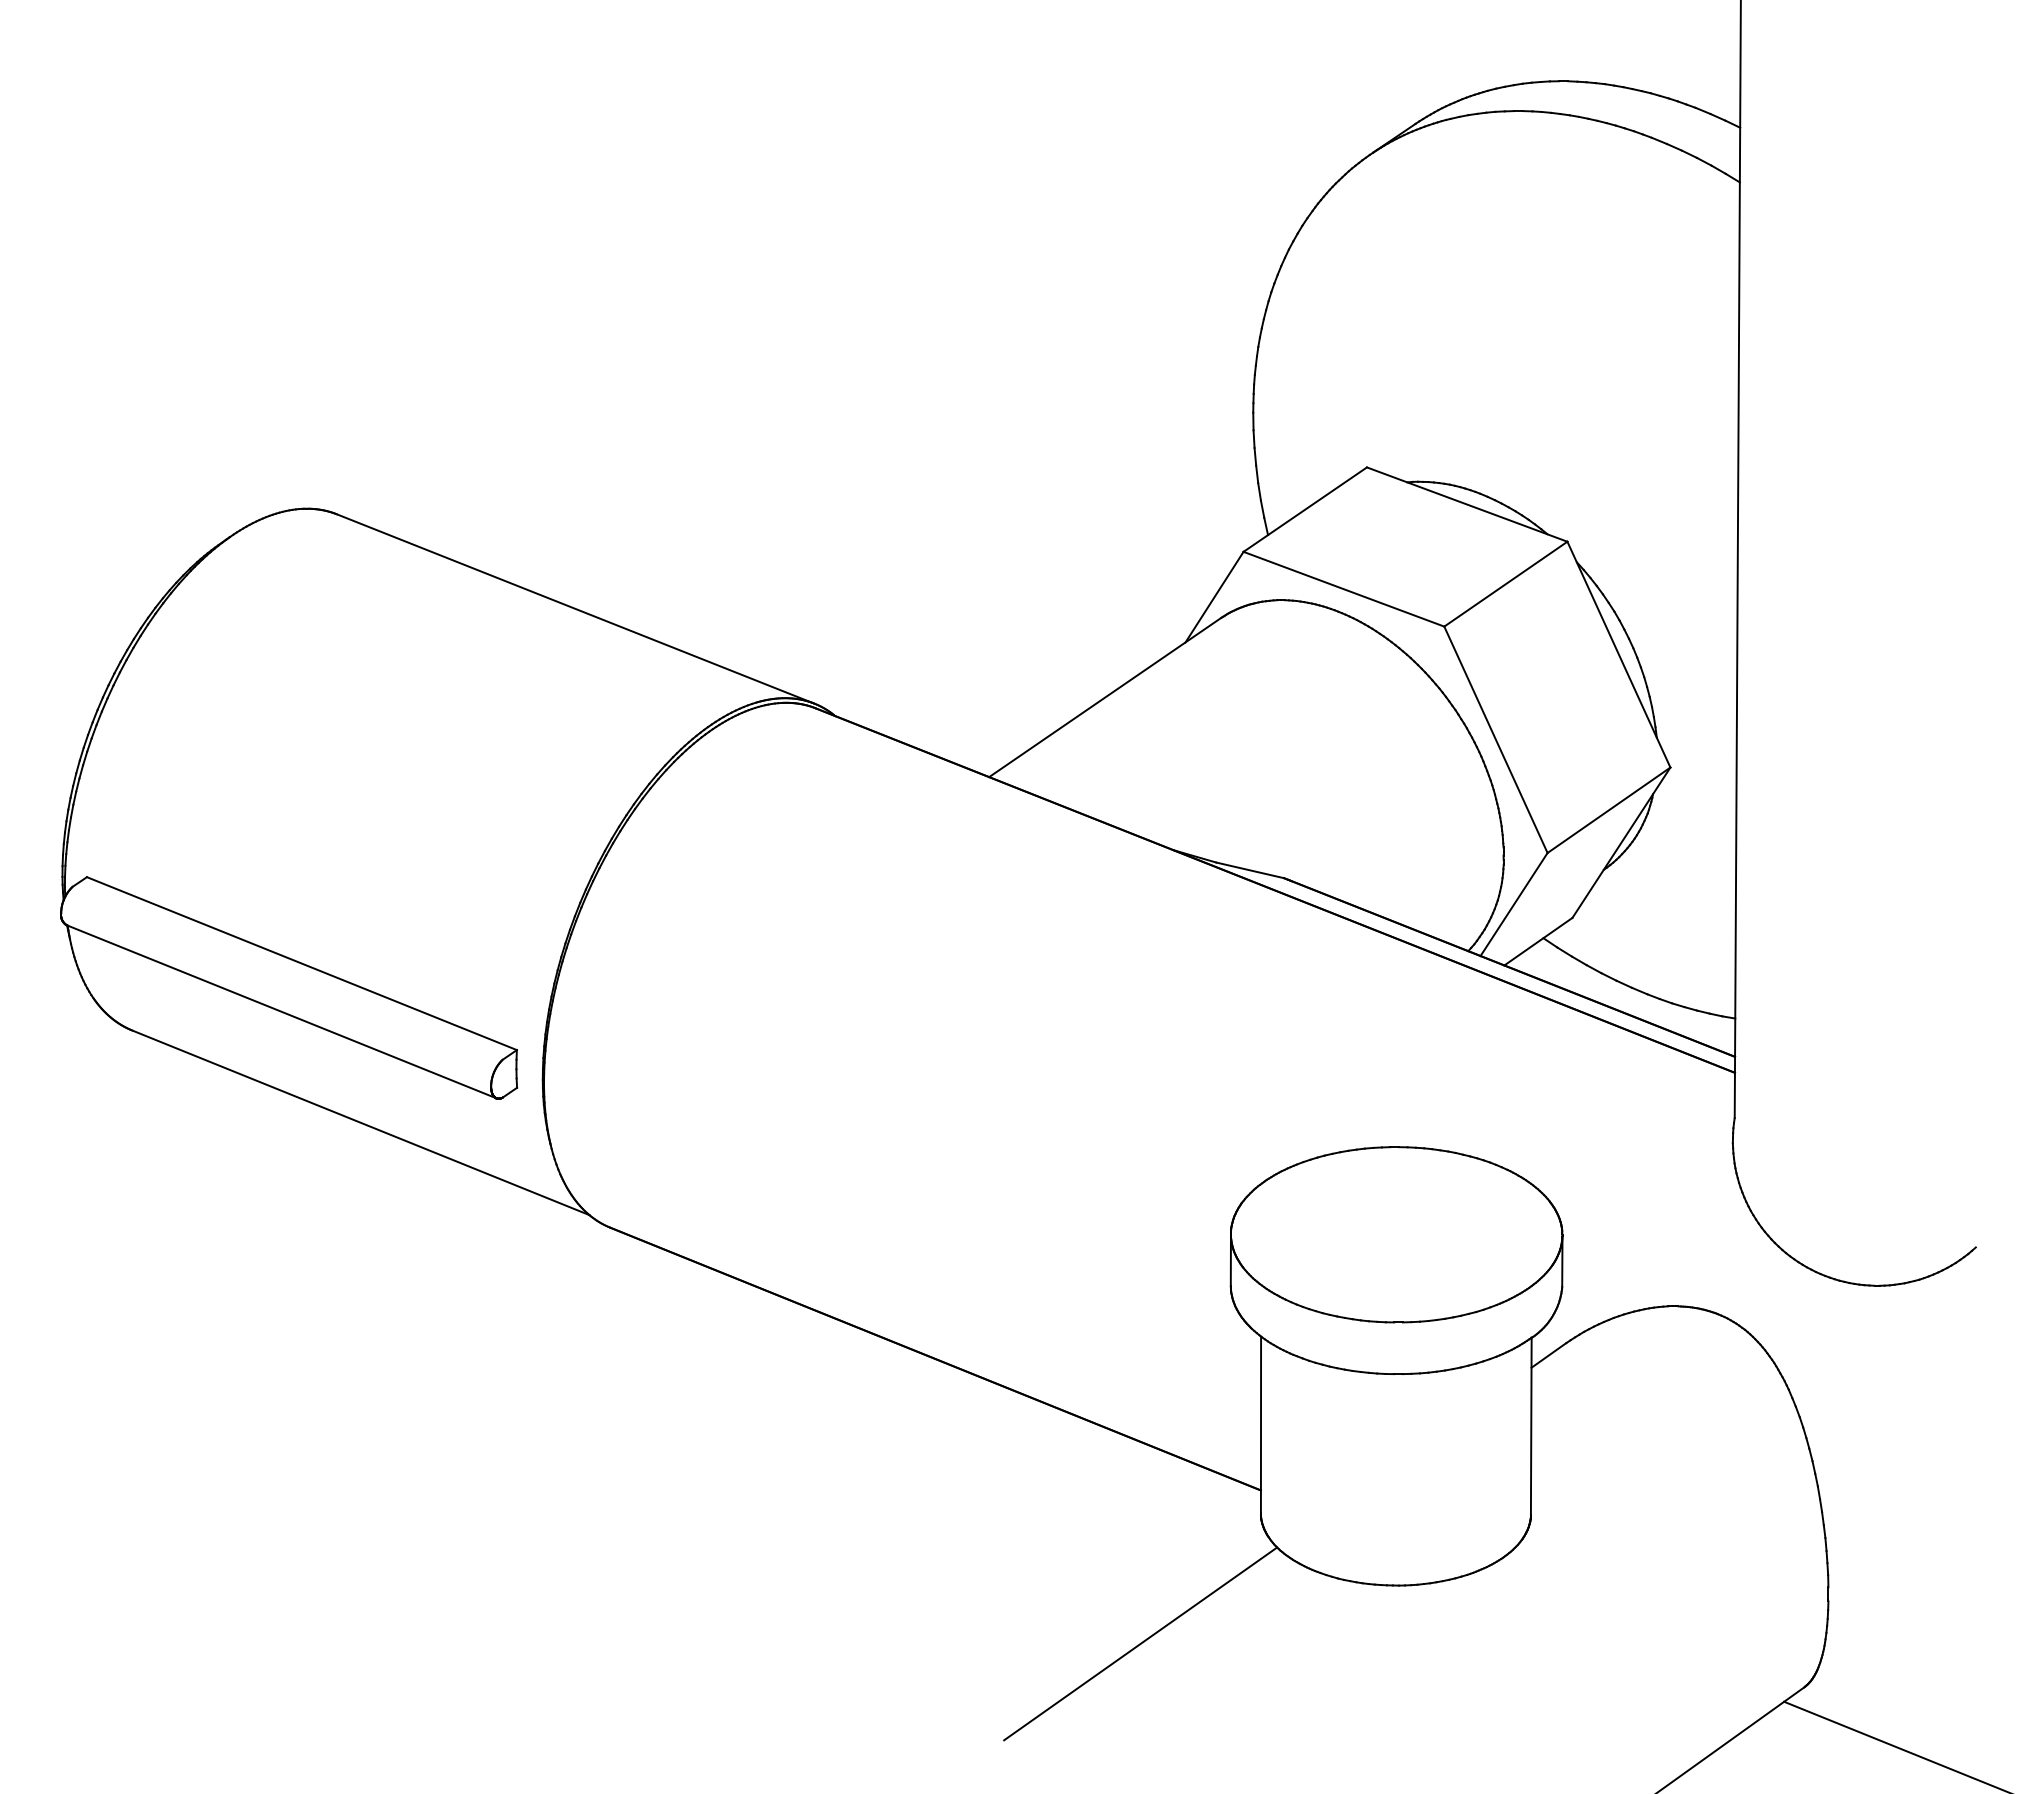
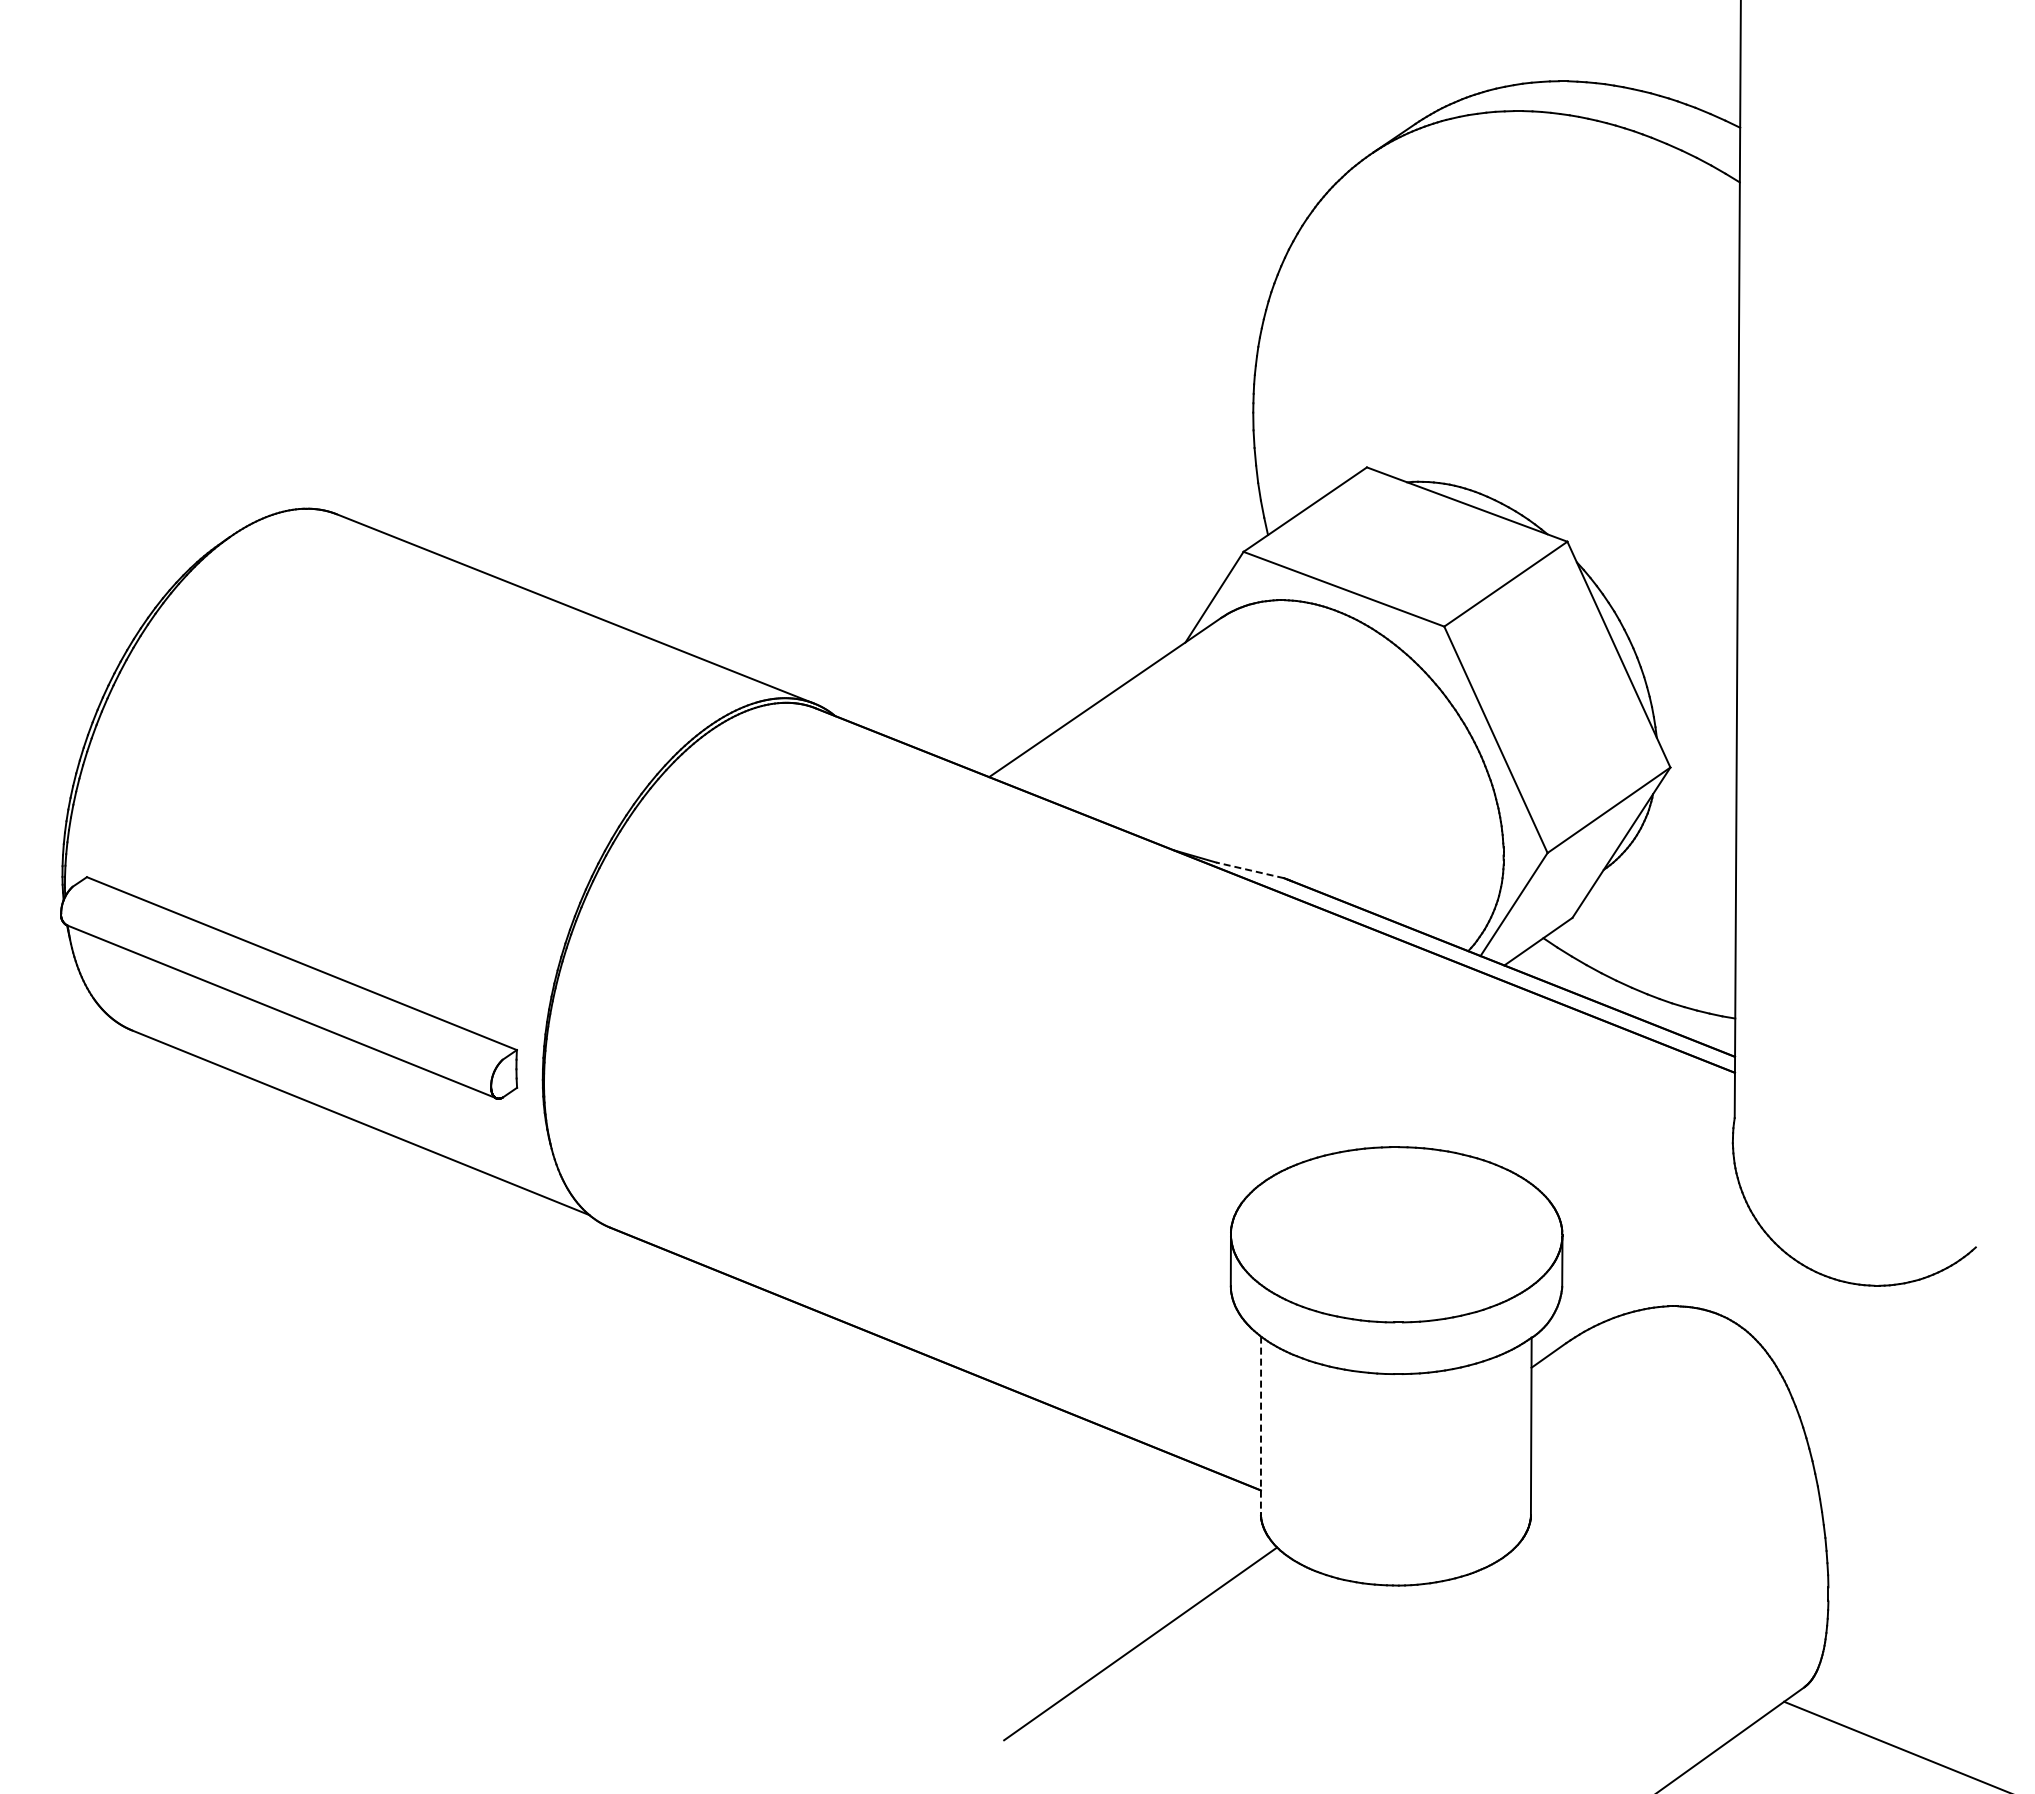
line: solid -> dashed (1250, 870)
line: solid -> dashed (1261, 1425)
